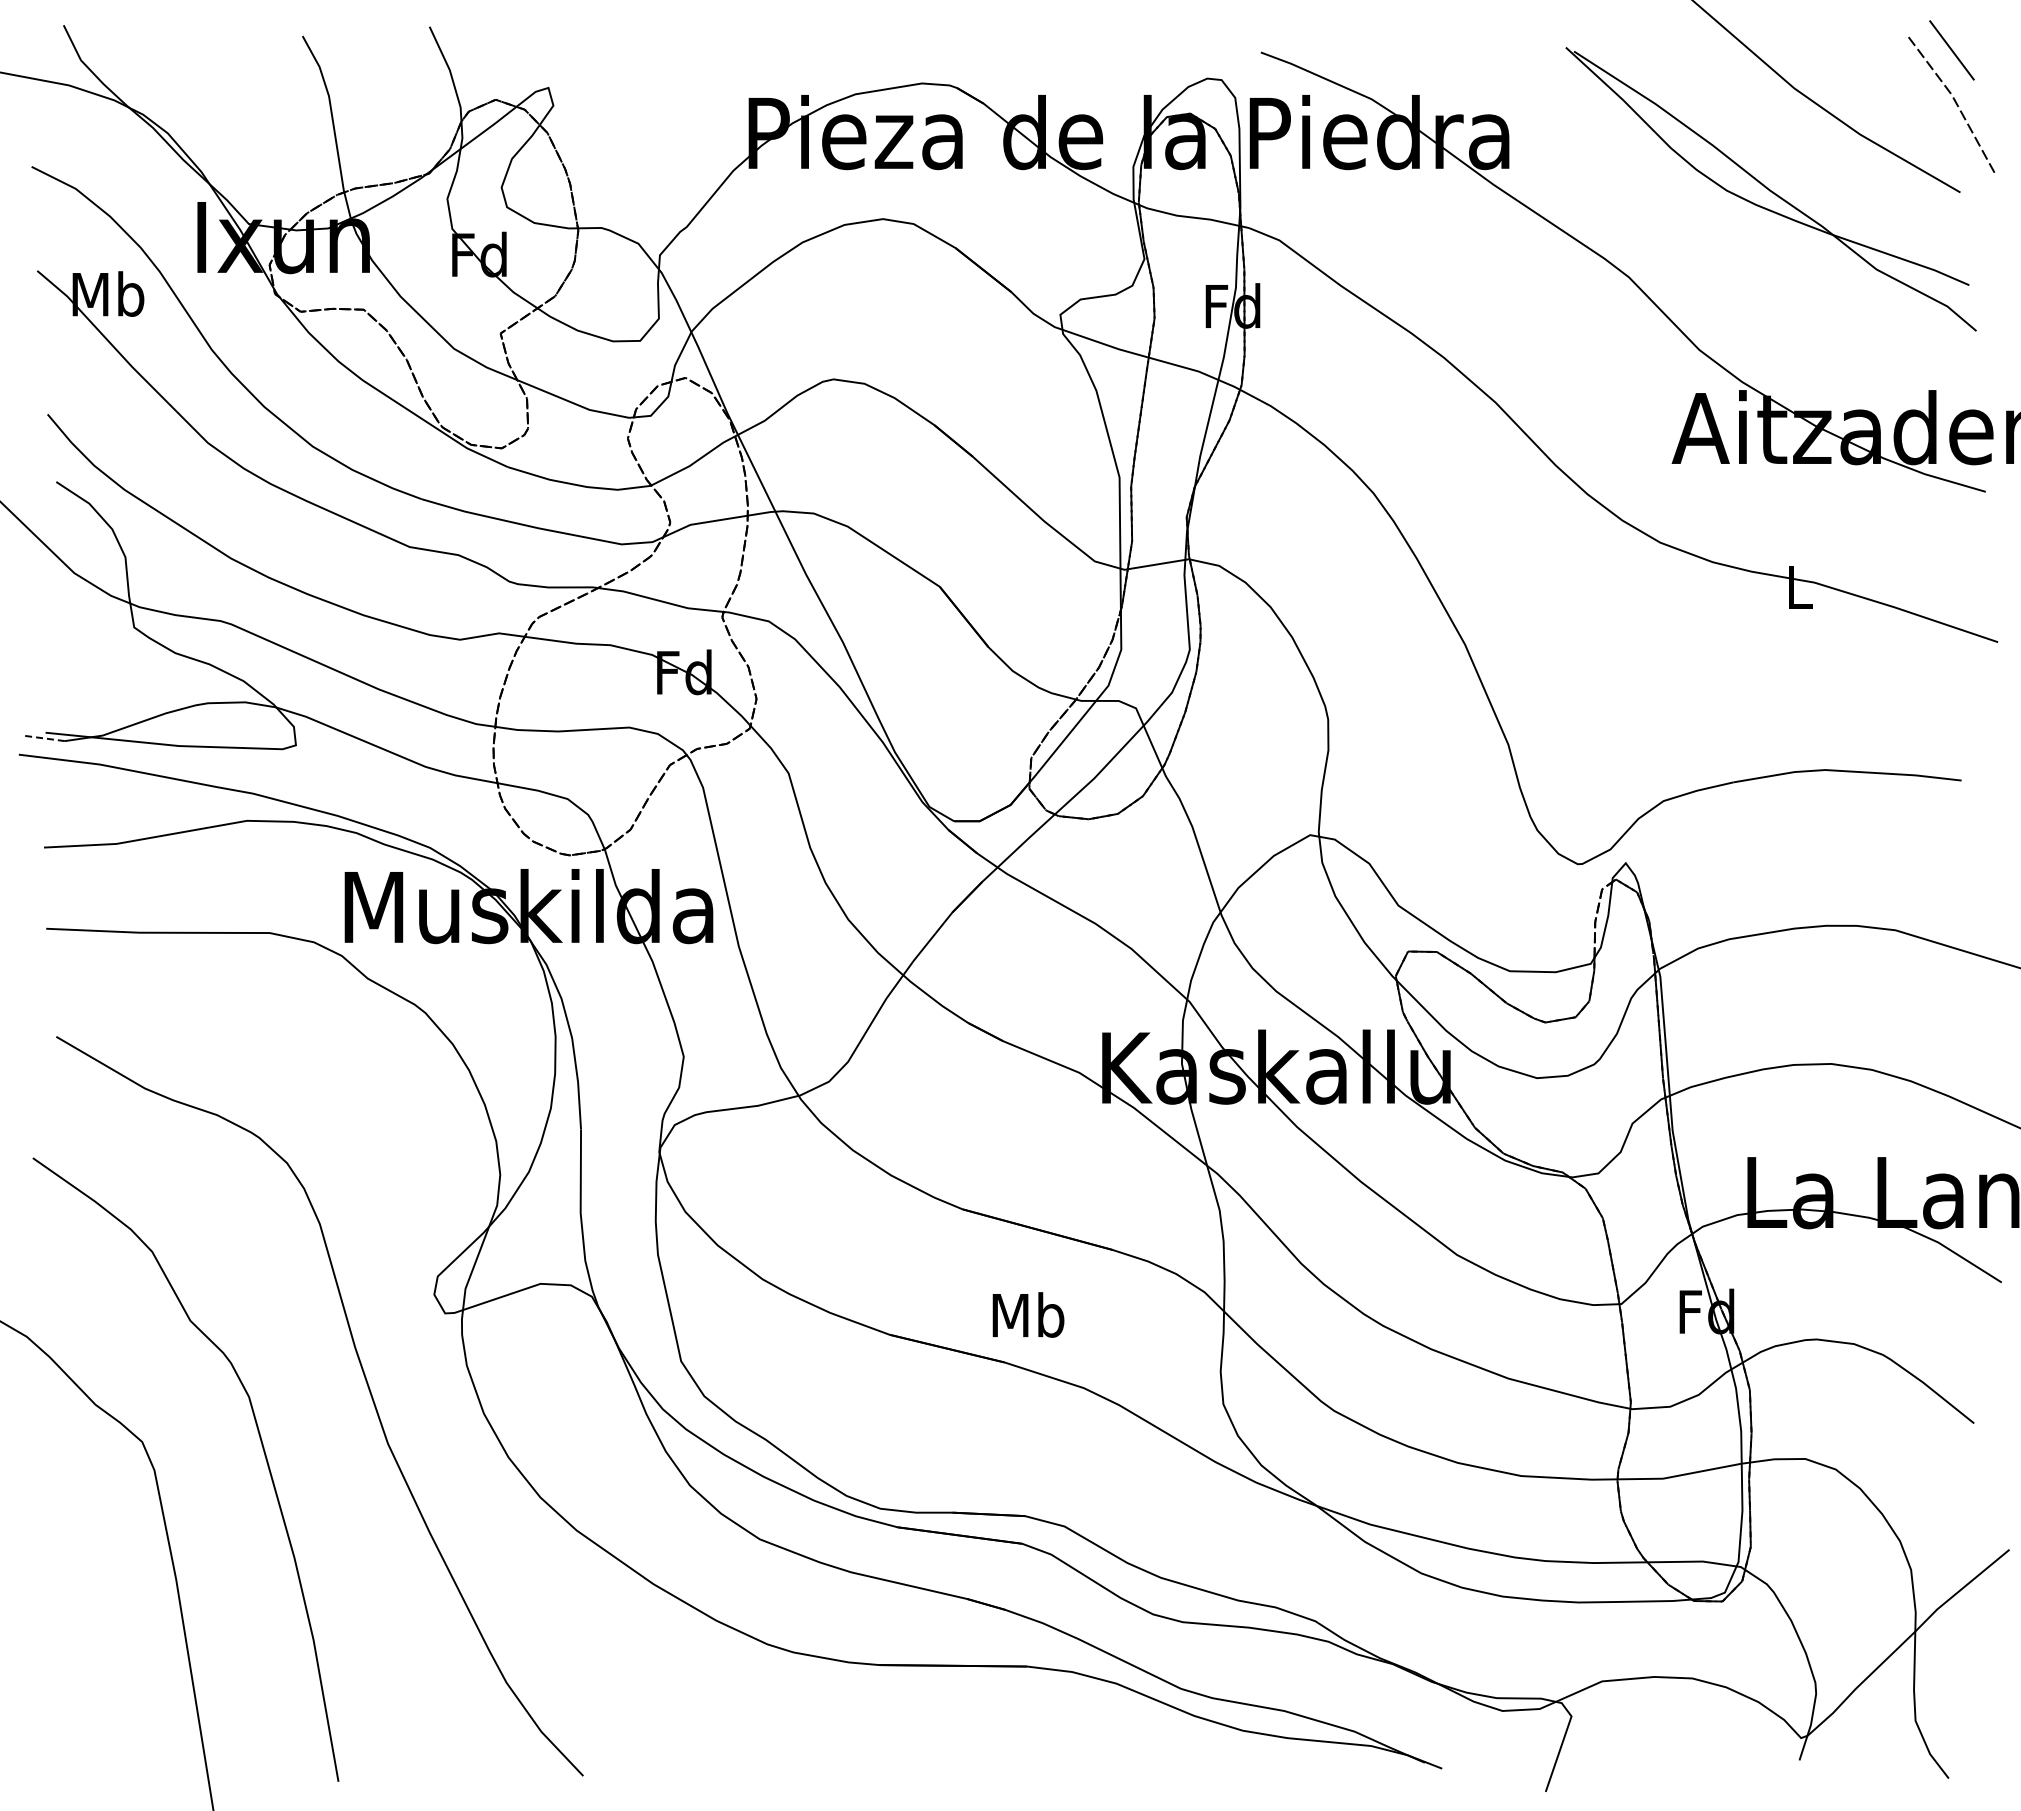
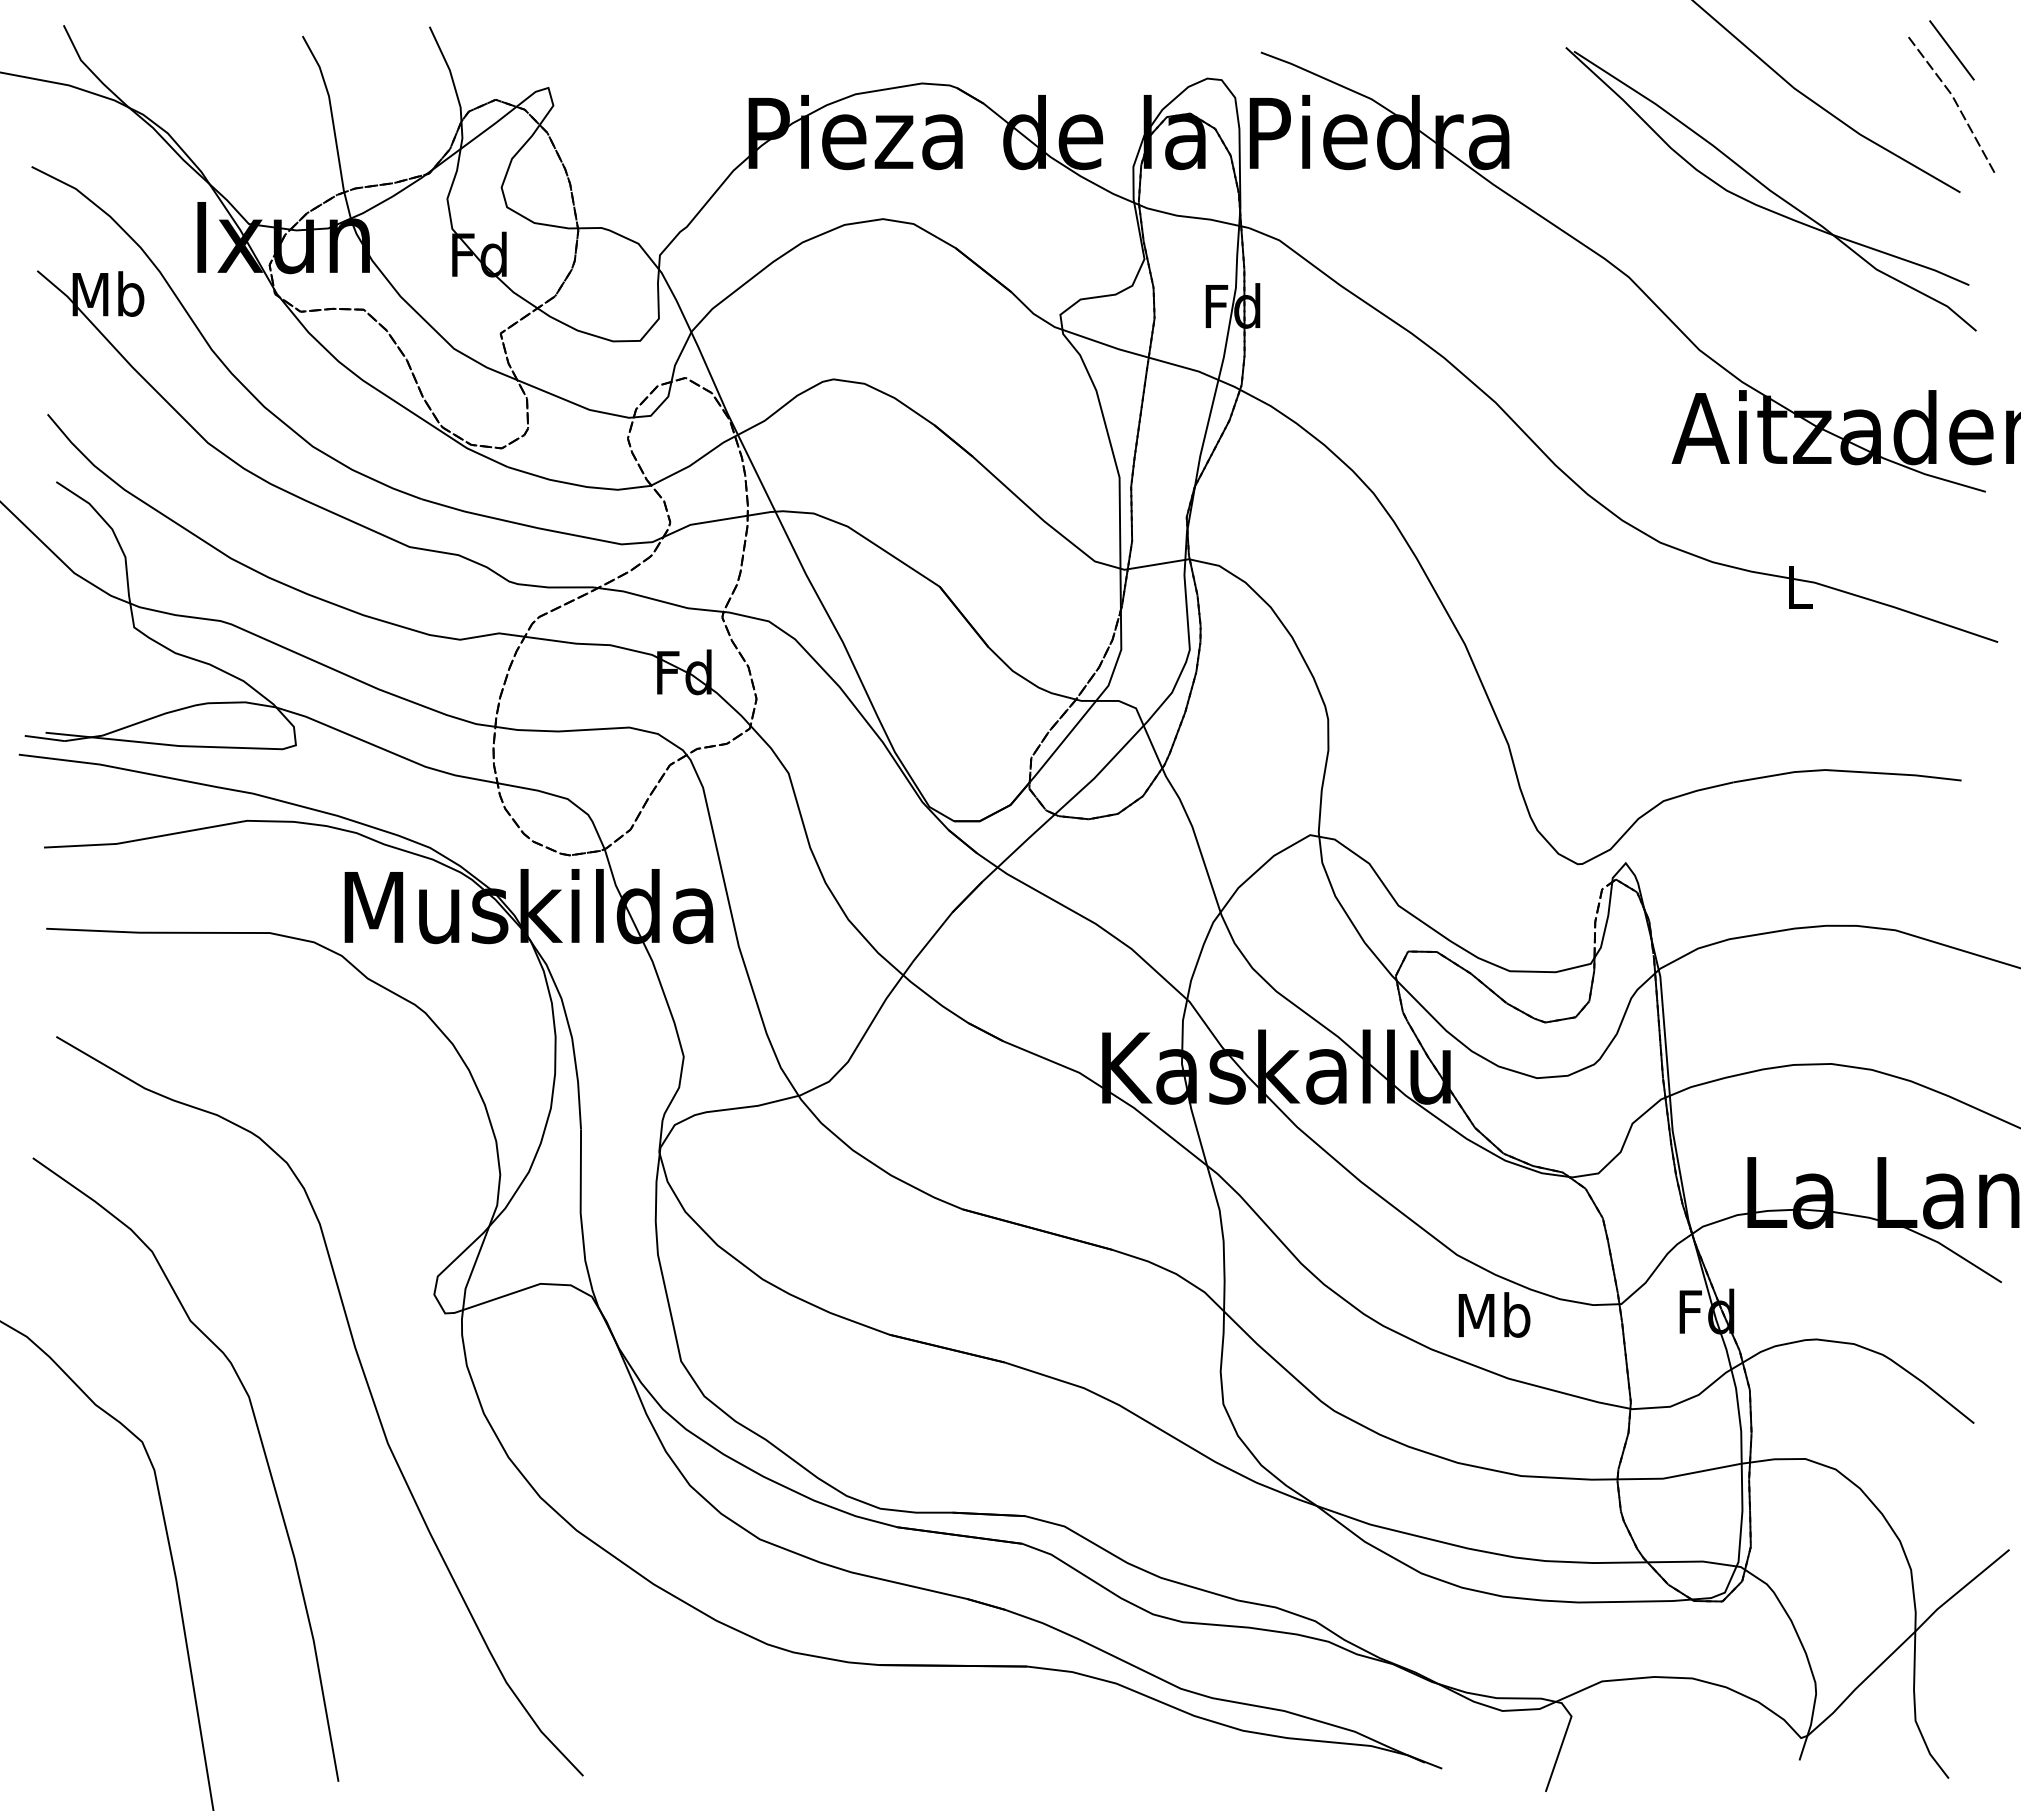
line: dashed -> solid (44, 738)
text position: (1028, 1314) -> (1494, 1314) (1494, 1314)
